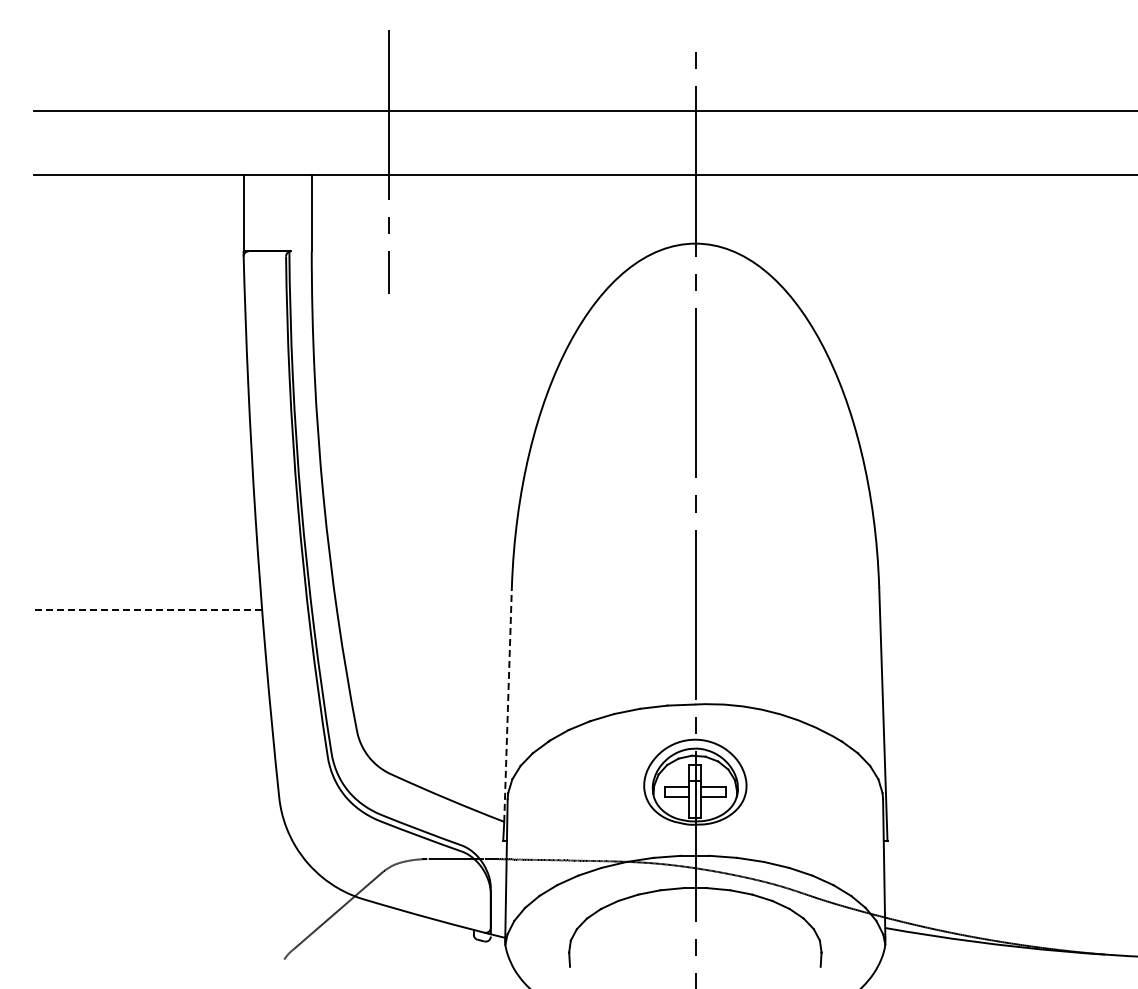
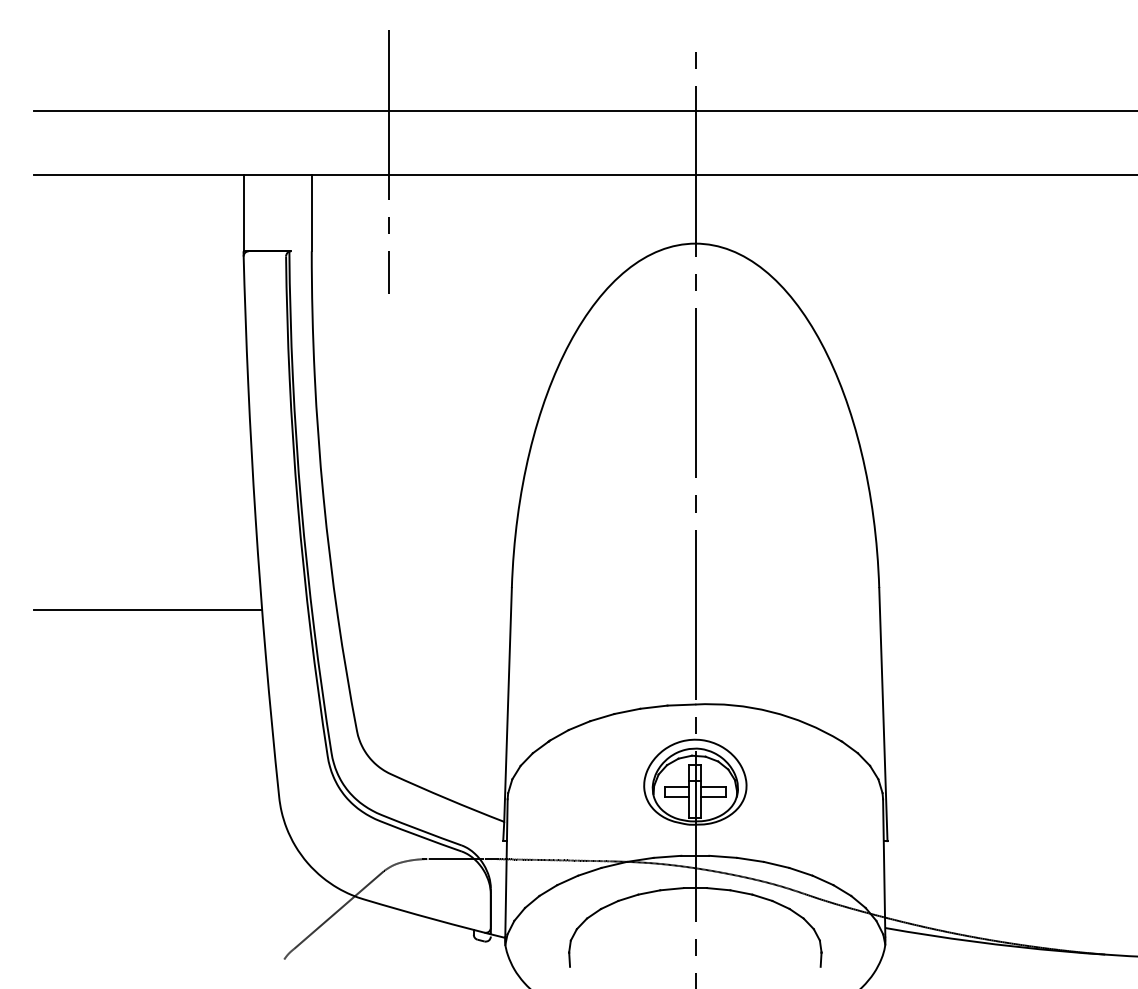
line: dashed -> solid (148, 609)
line: dashed -> solid (508, 704)
